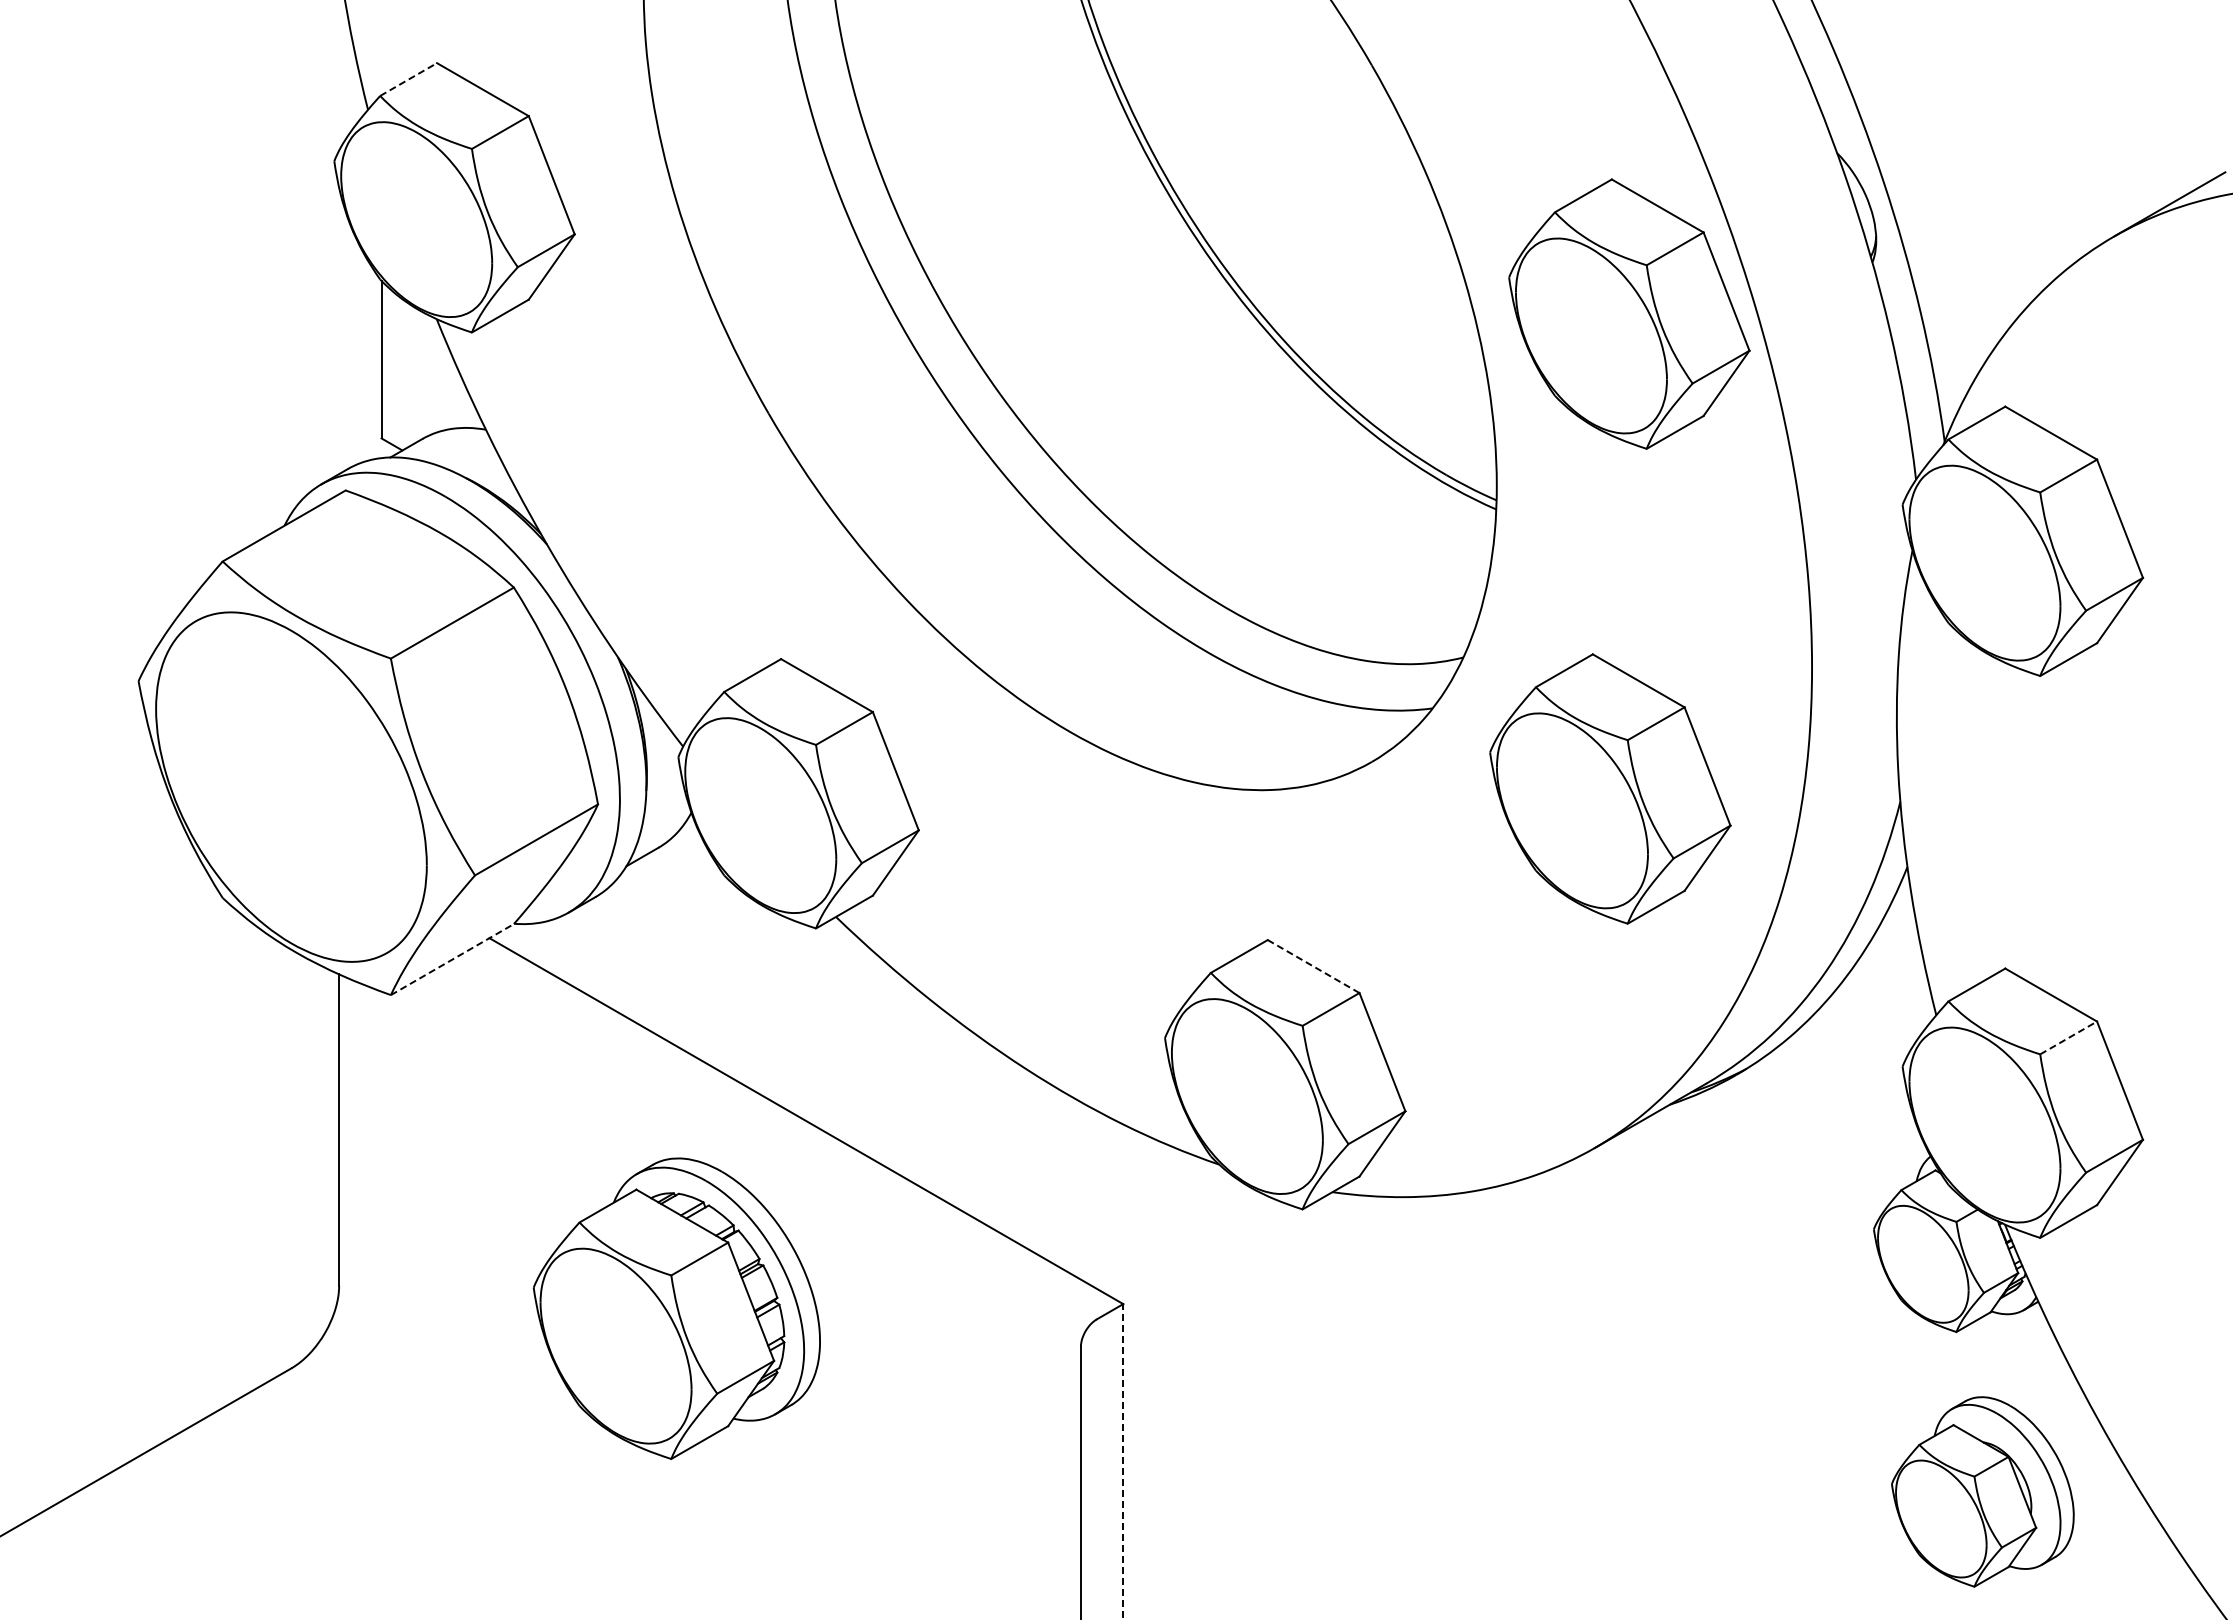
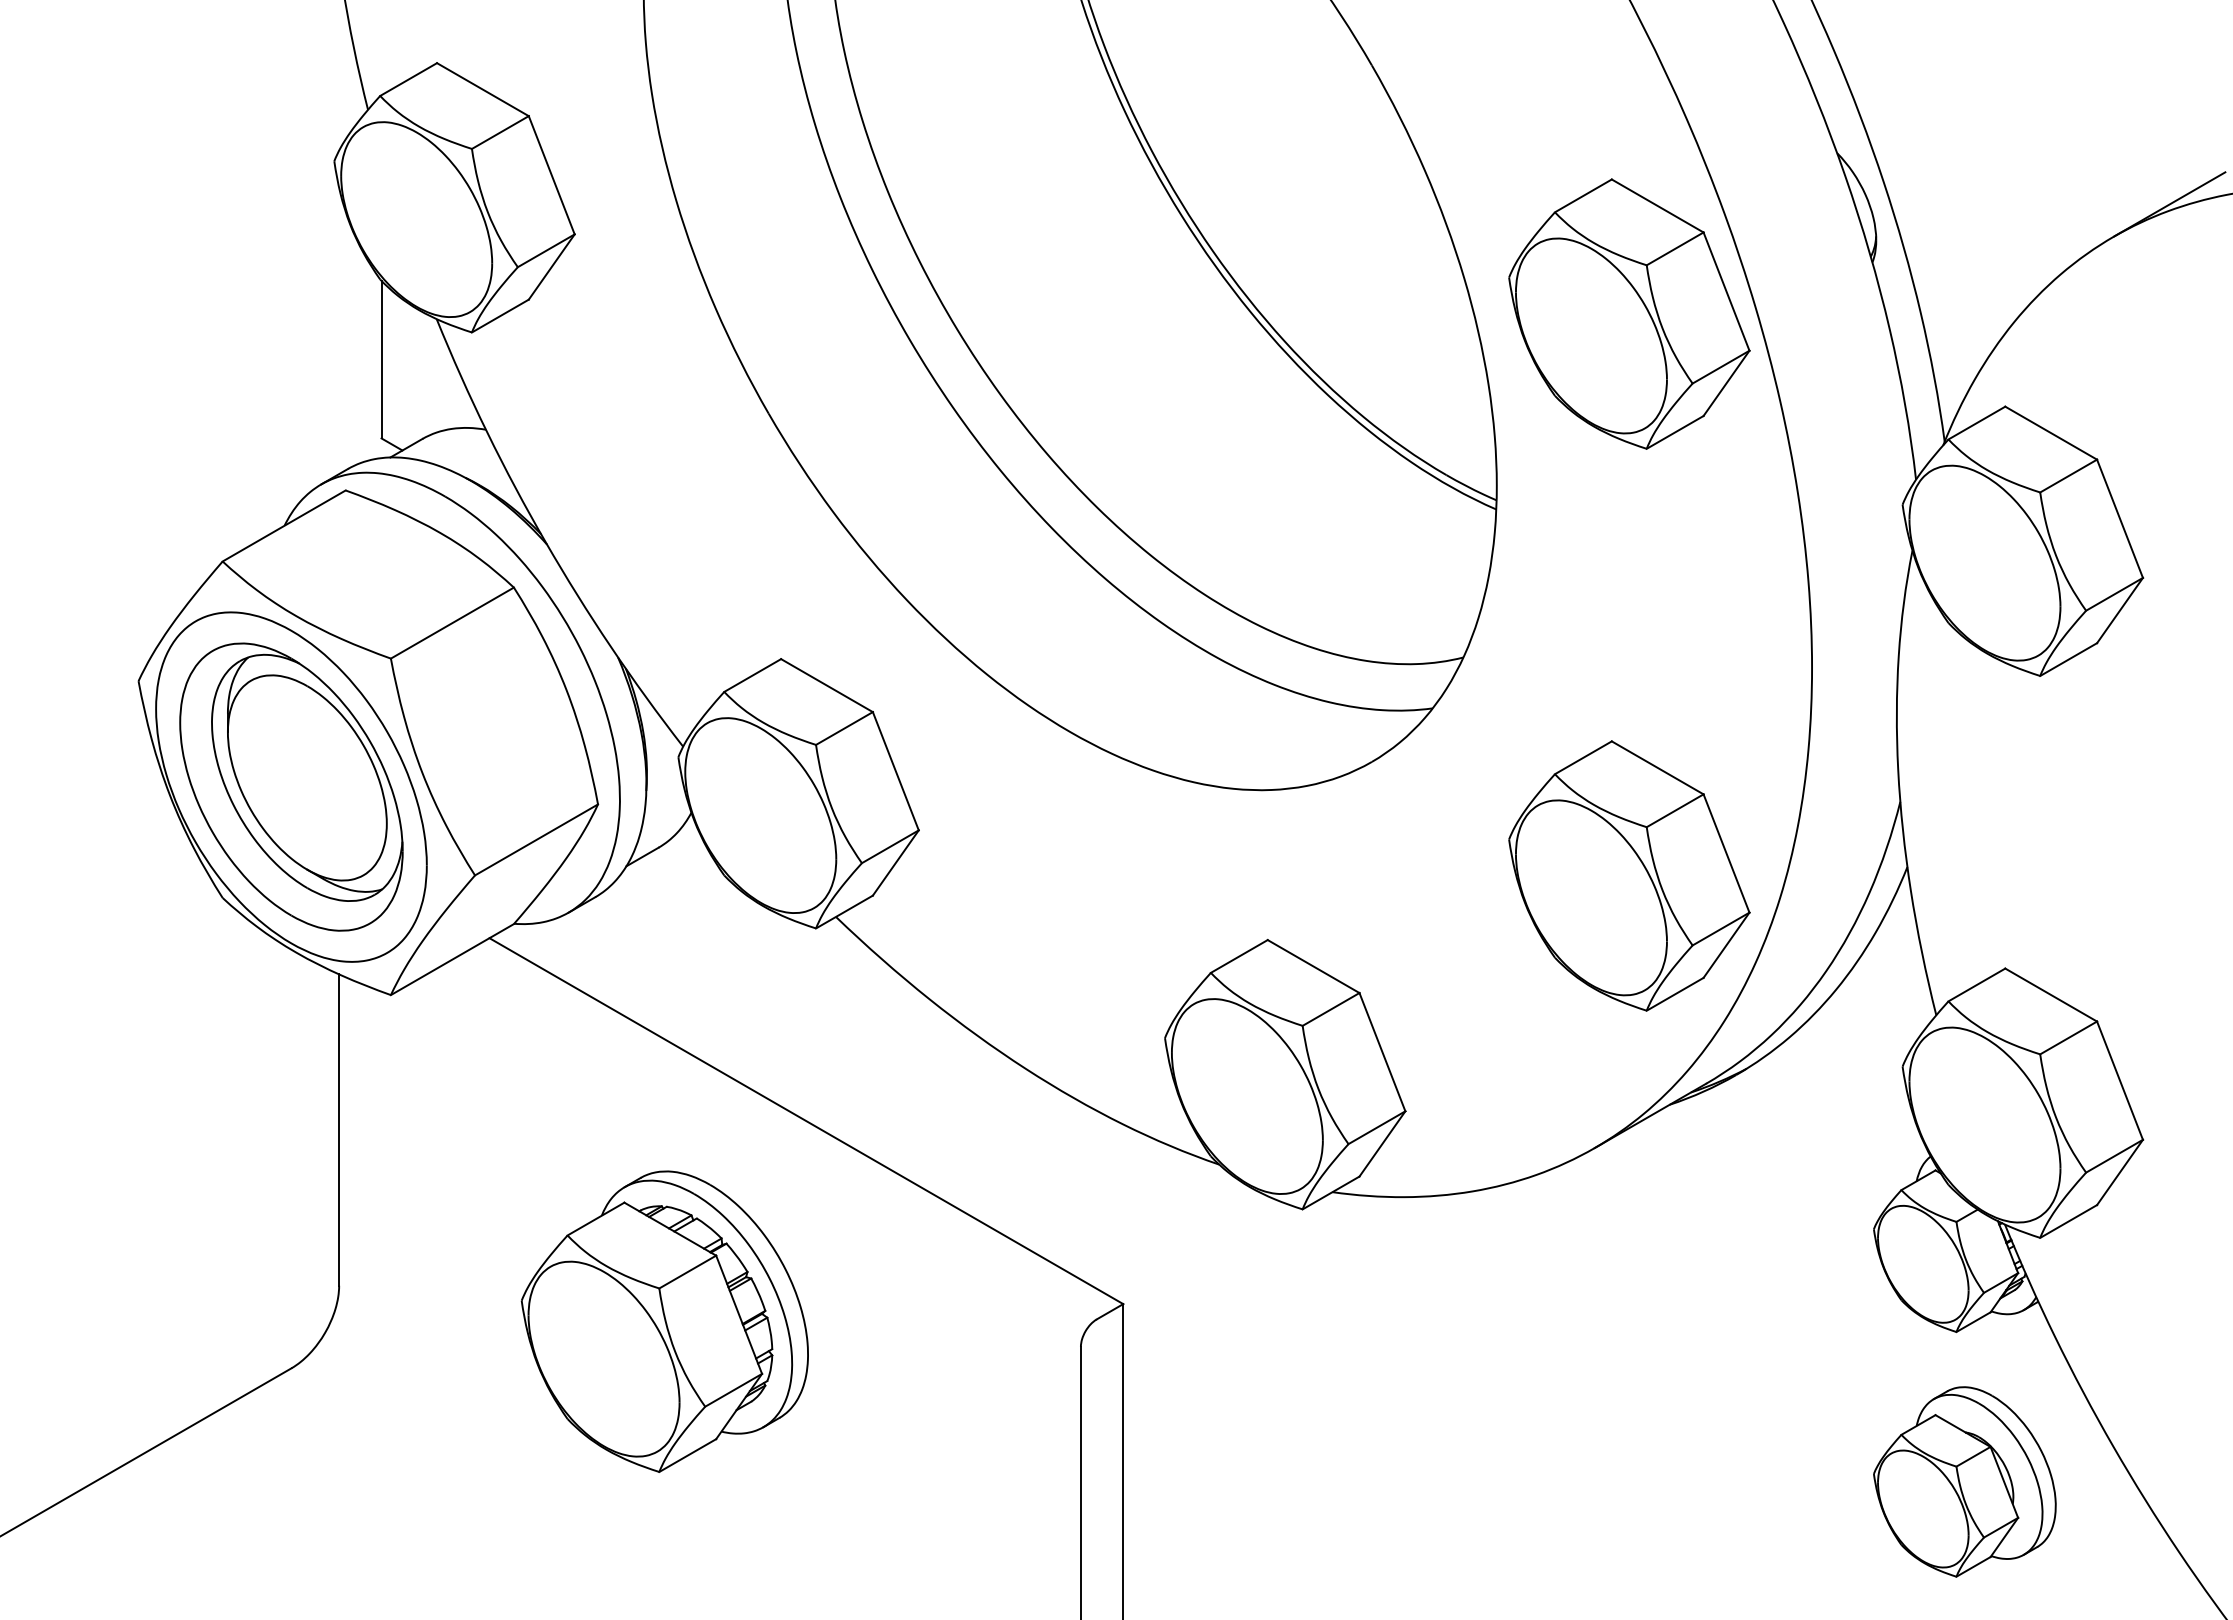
line: dashed -> solid (408, 79)
part: none -> present (291, 786)
part position: (1610, 788) -> (1629, 875) (1629, 875)
line: dashed -> solid (452, 959)
line: dashed -> solid (1313, 966)
line: dashed -> solid (2068, 1037)
part position: (676, 1308) -> (664, 1321) (664, 1321)
line: dashed -> solid (1123, 1461)
part position: (1982, 1491) -> (1964, 1481) (1964, 1481)
